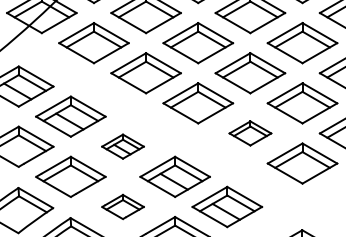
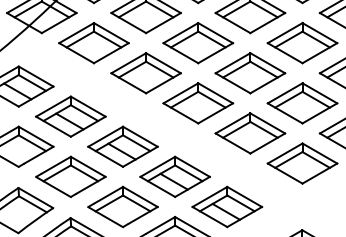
part size: 45x27 px -> 73x43 px (250, 133)
part size: 44x27 px -> 72x43 px (122, 146)
part size: 44x28 px -> 72x44 px (122, 206)
